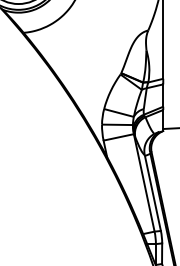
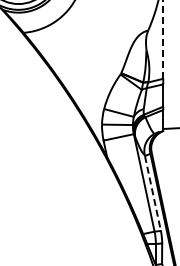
line: solid -> dashed (163, 39)
line: solid -> dashed (153, 193)
